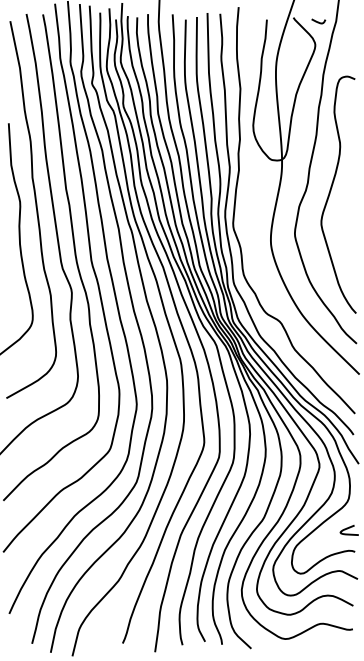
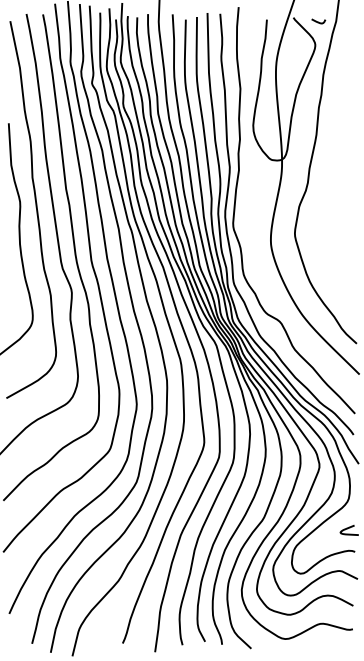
curve: present -> none (331, 191)
